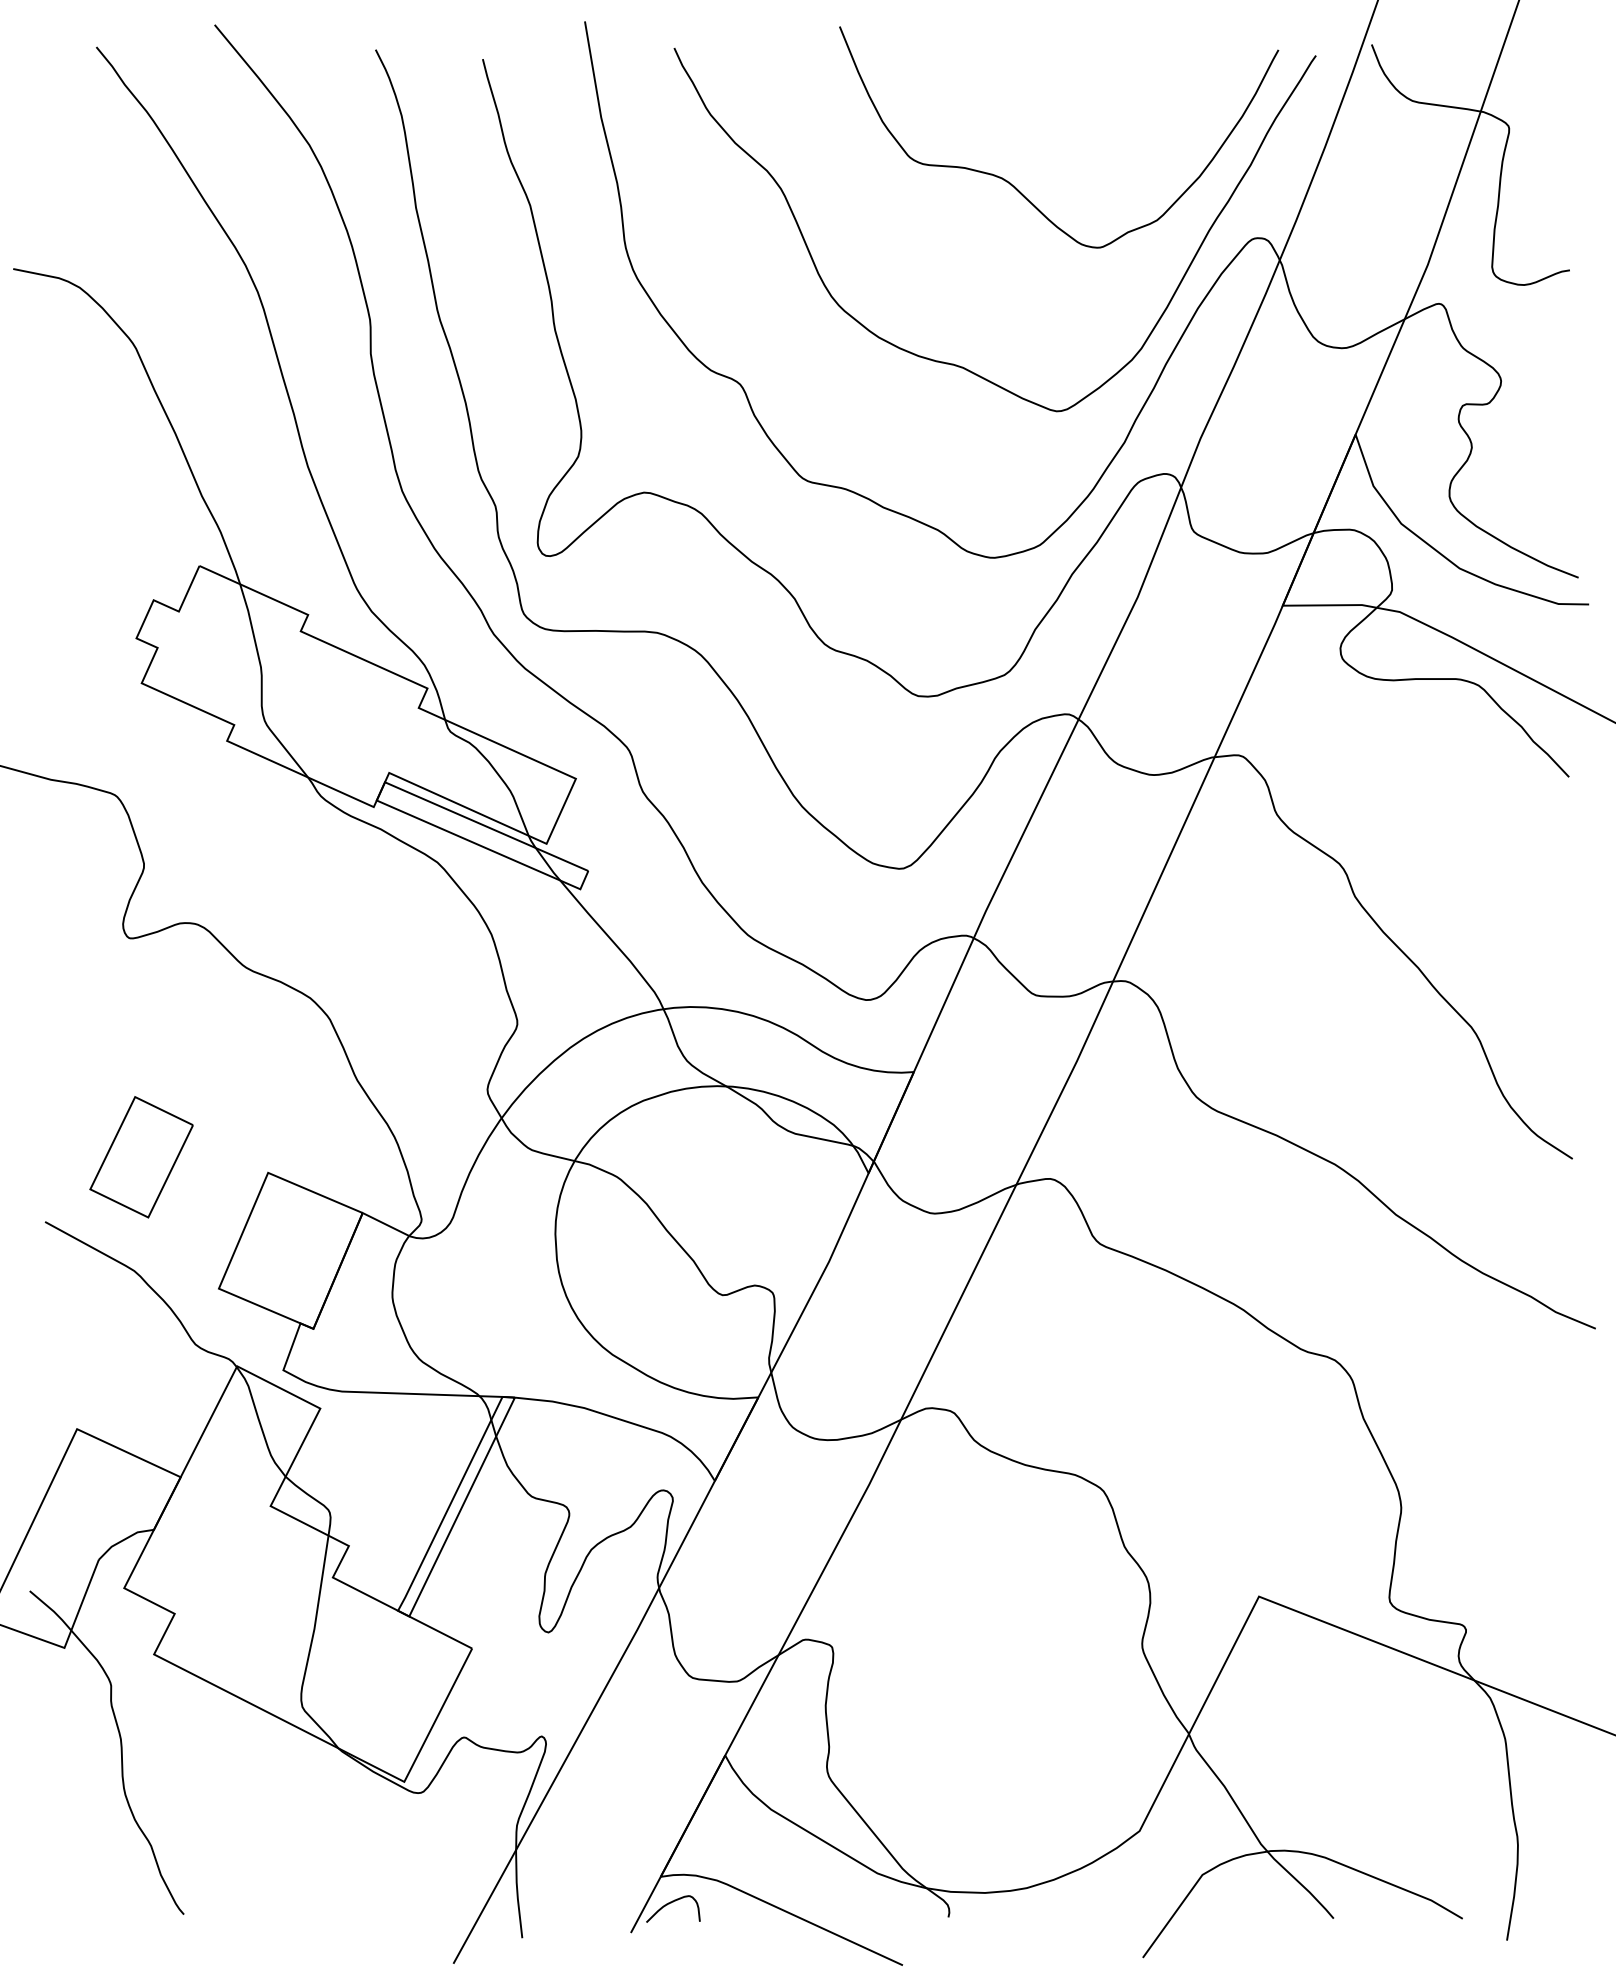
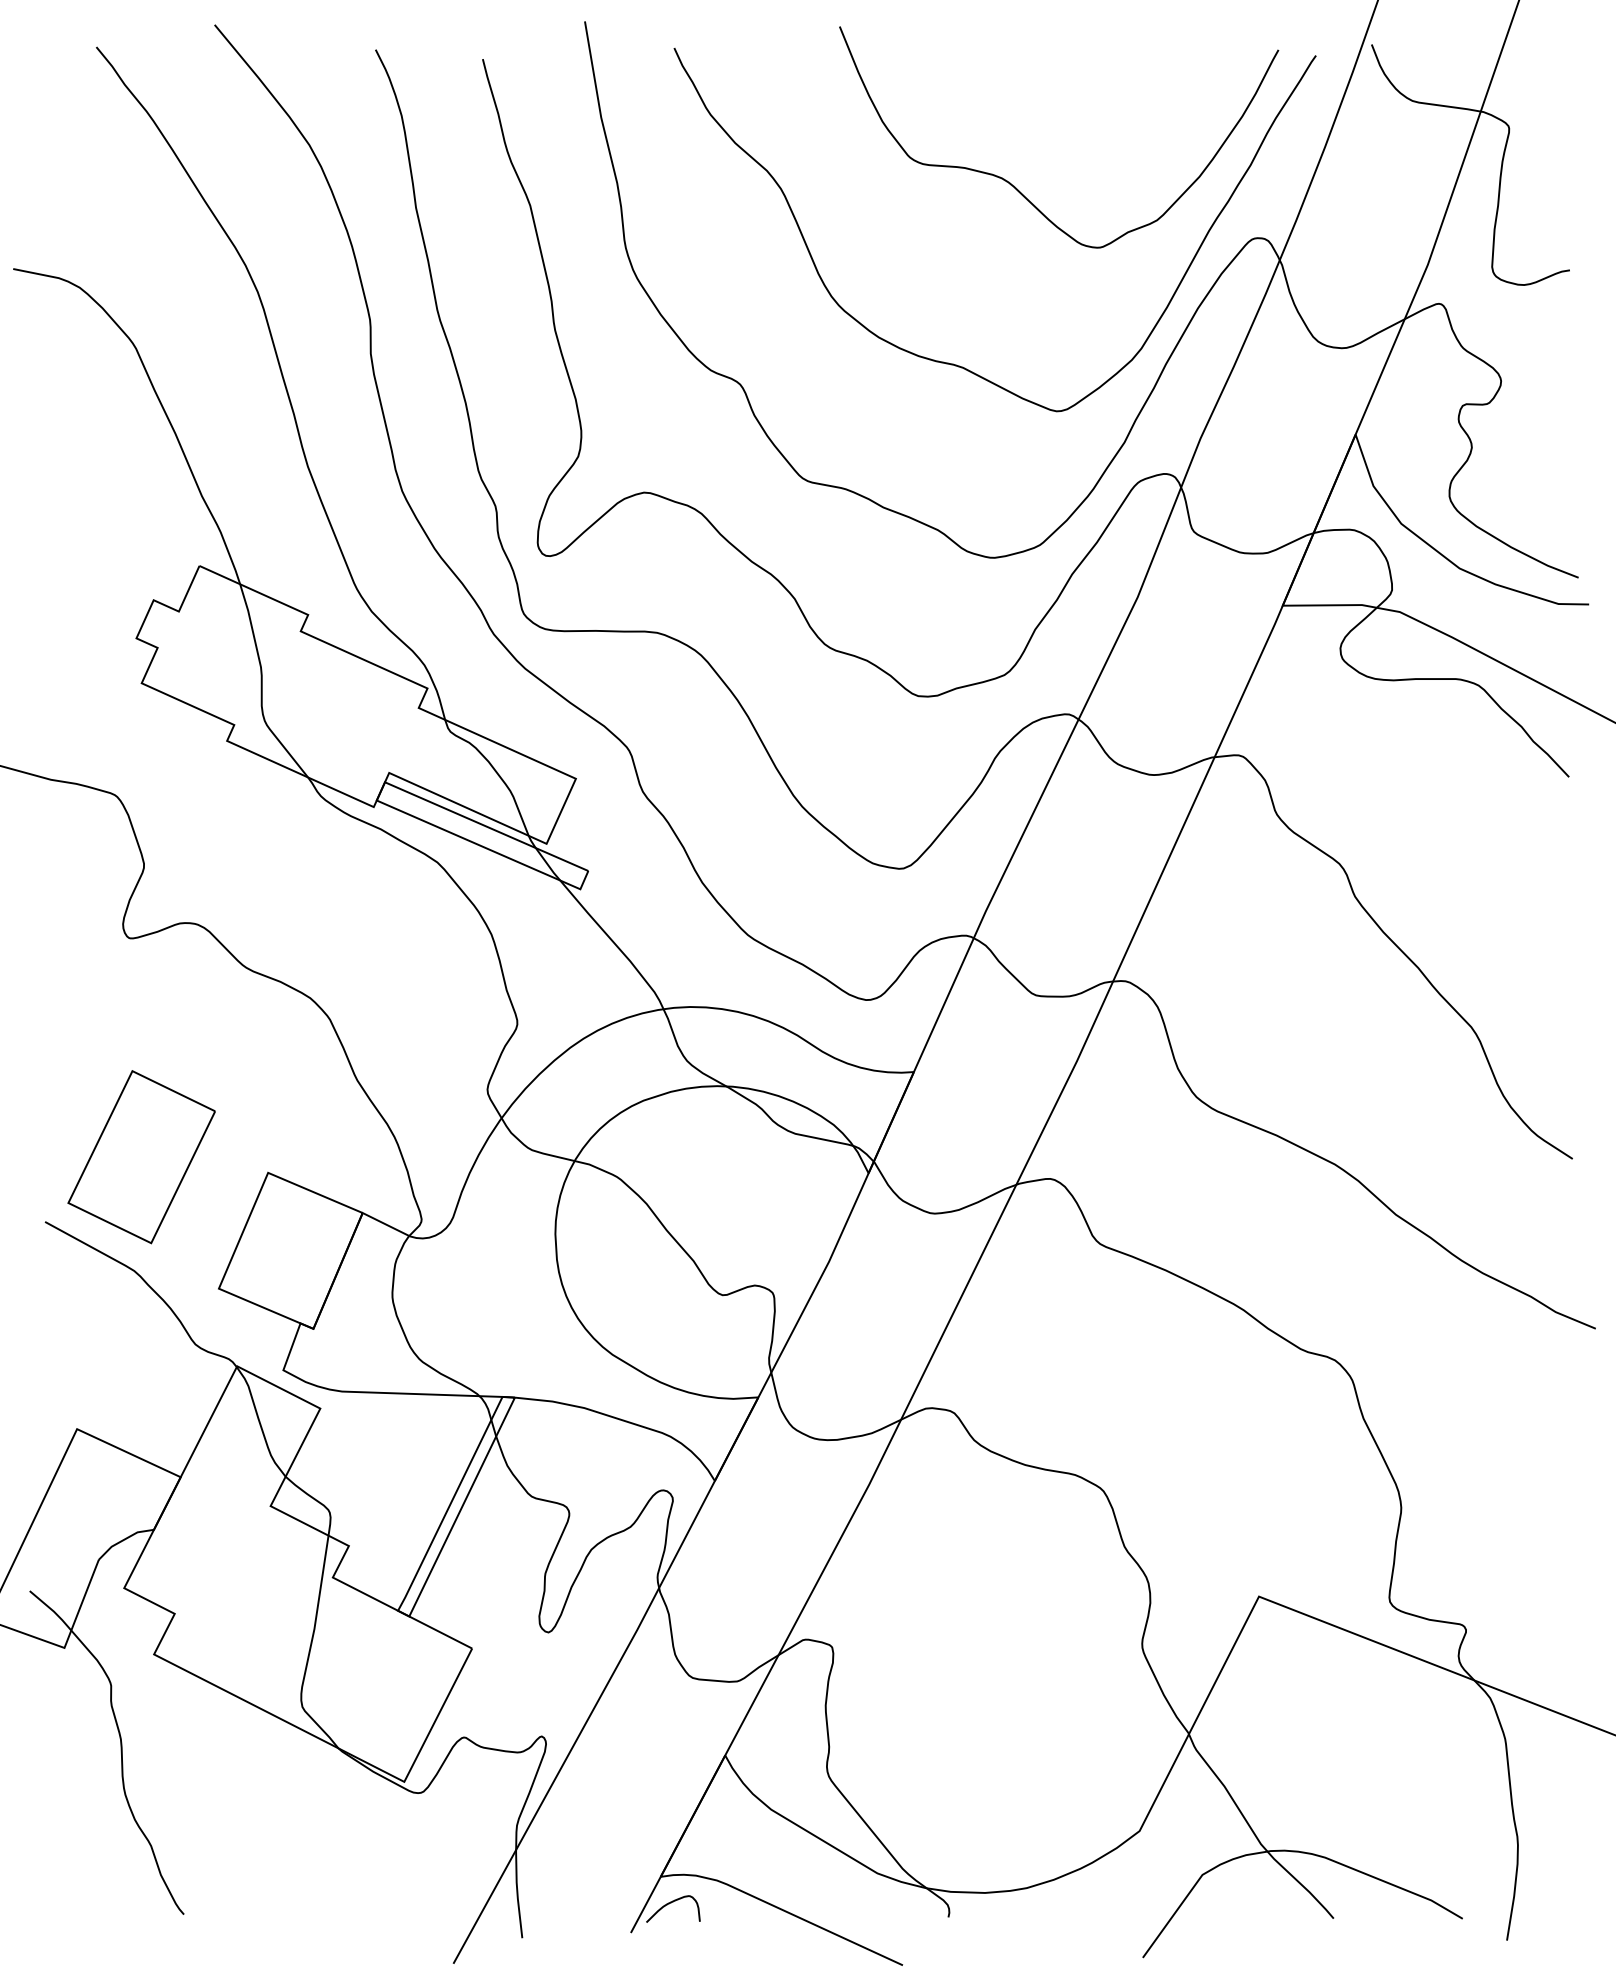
part size: 105x123 px -> 149x175 px (141, 1157)
